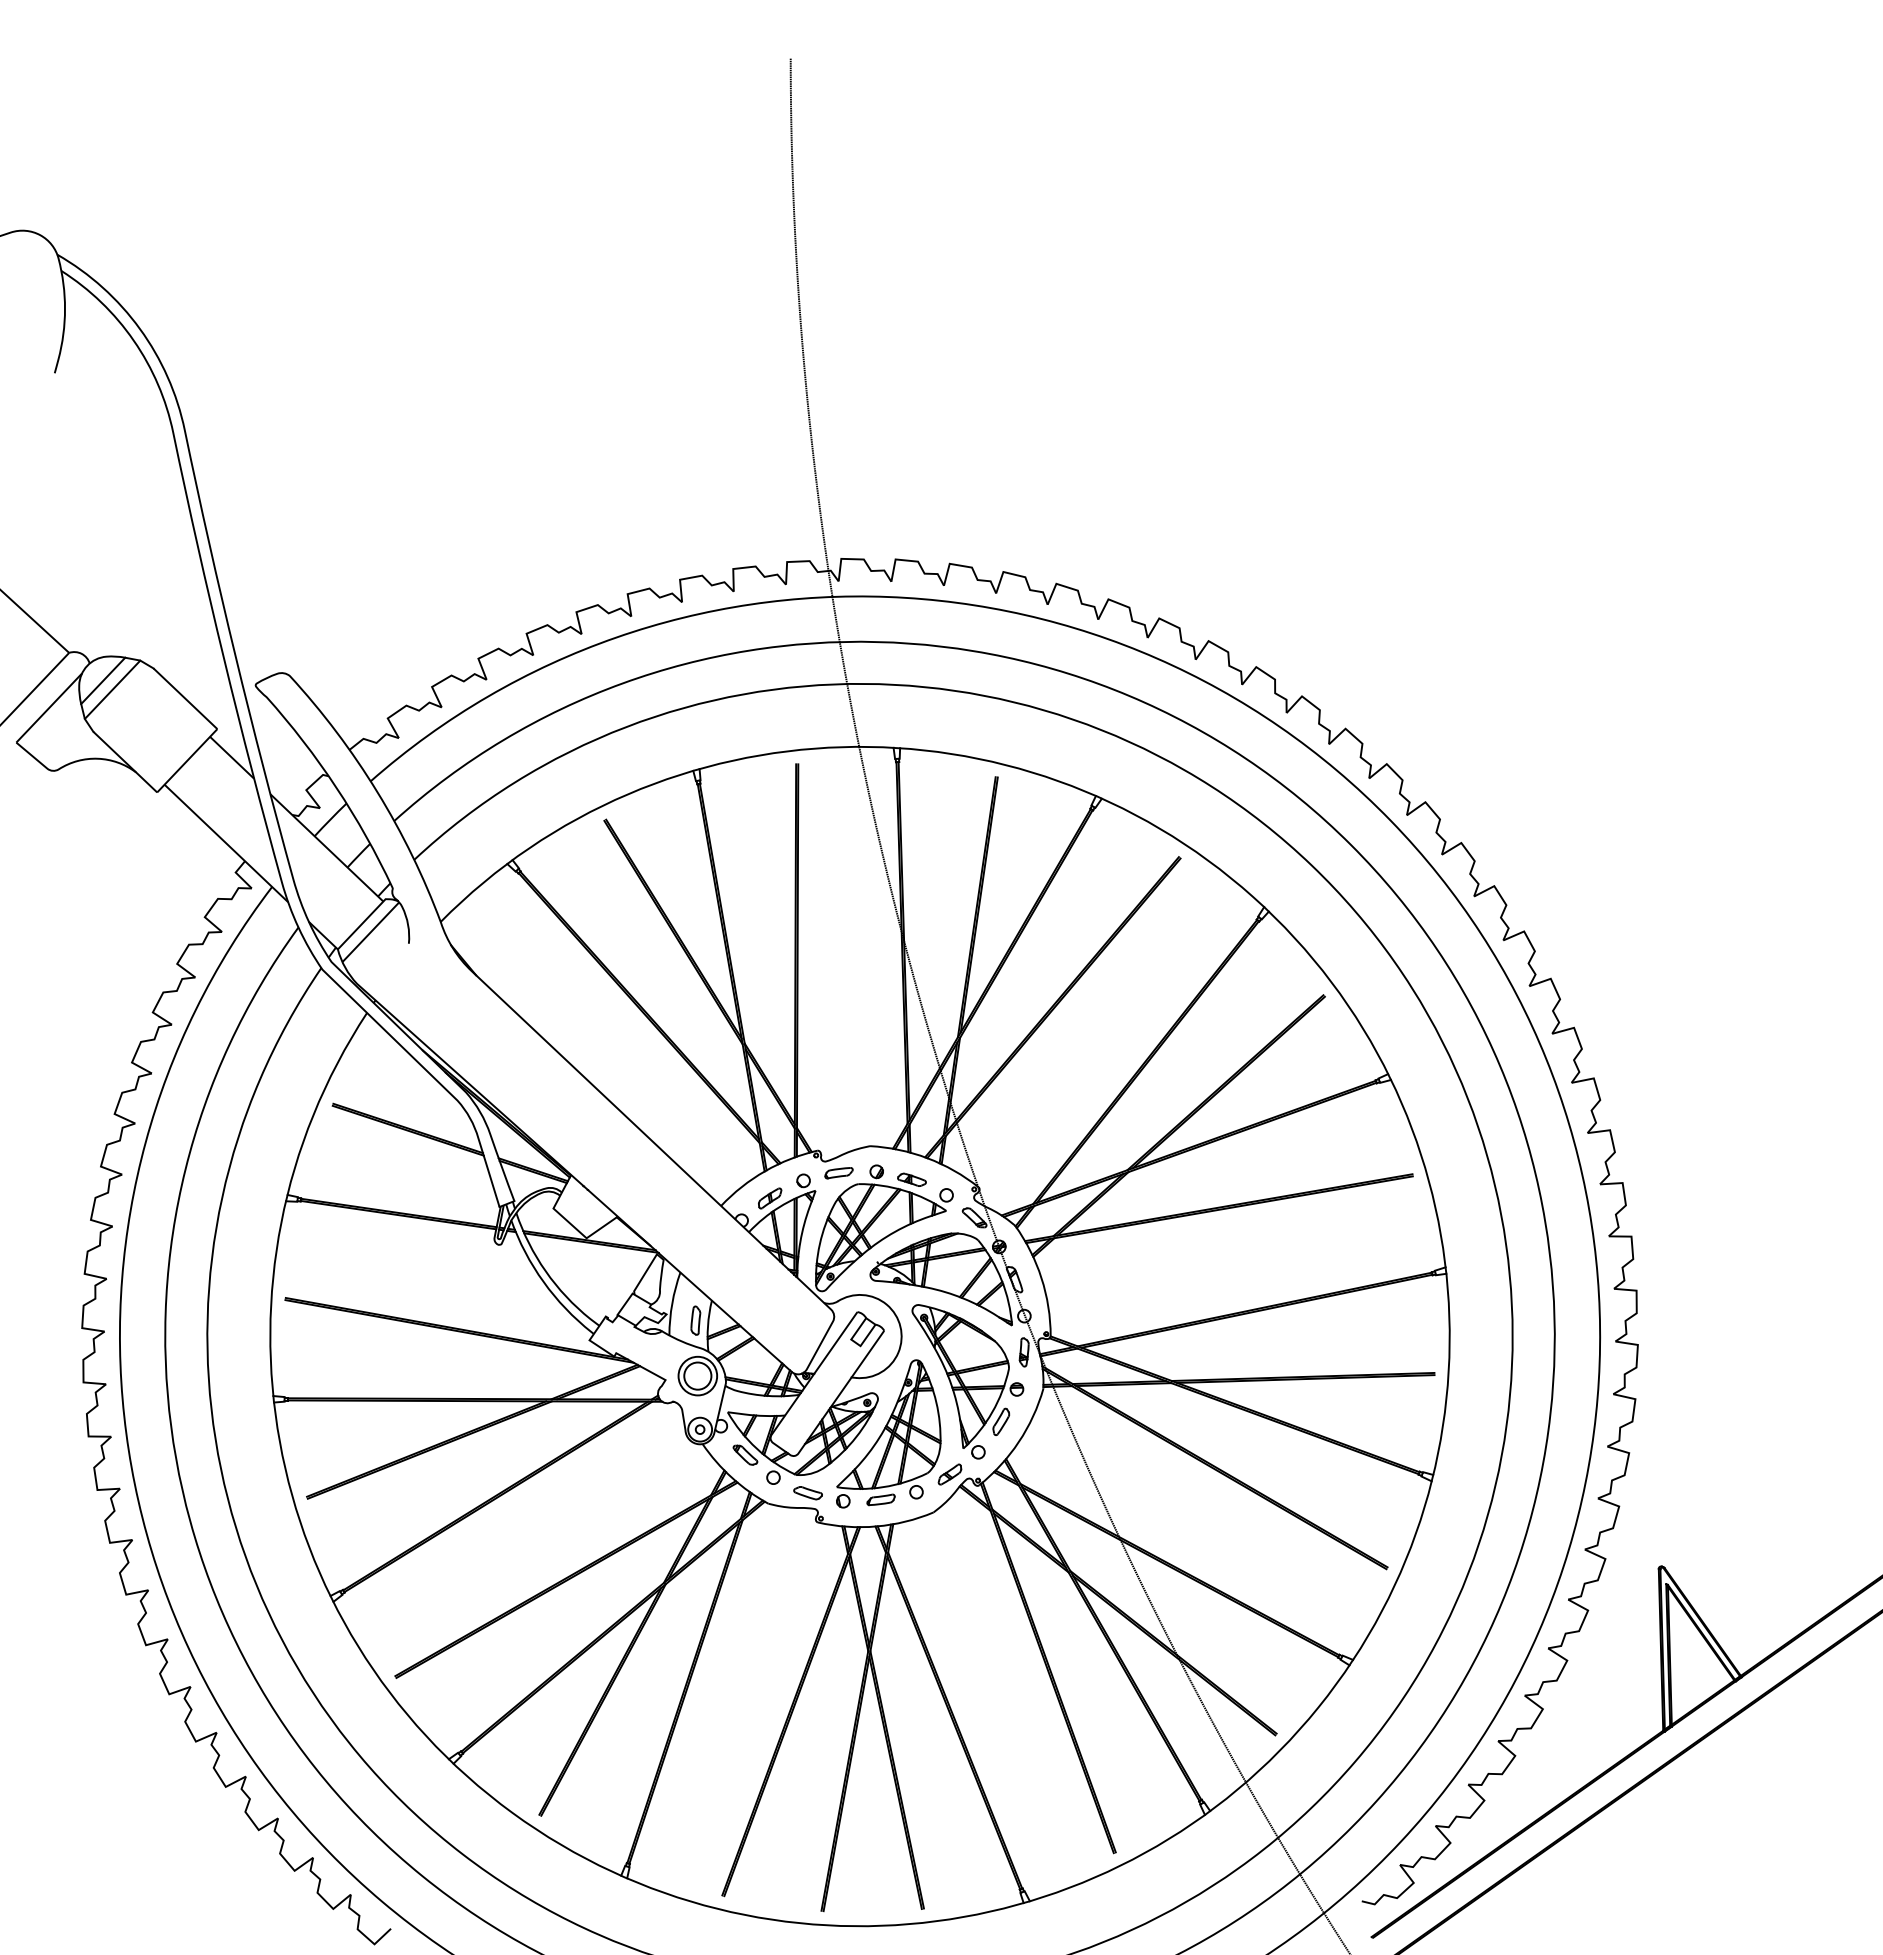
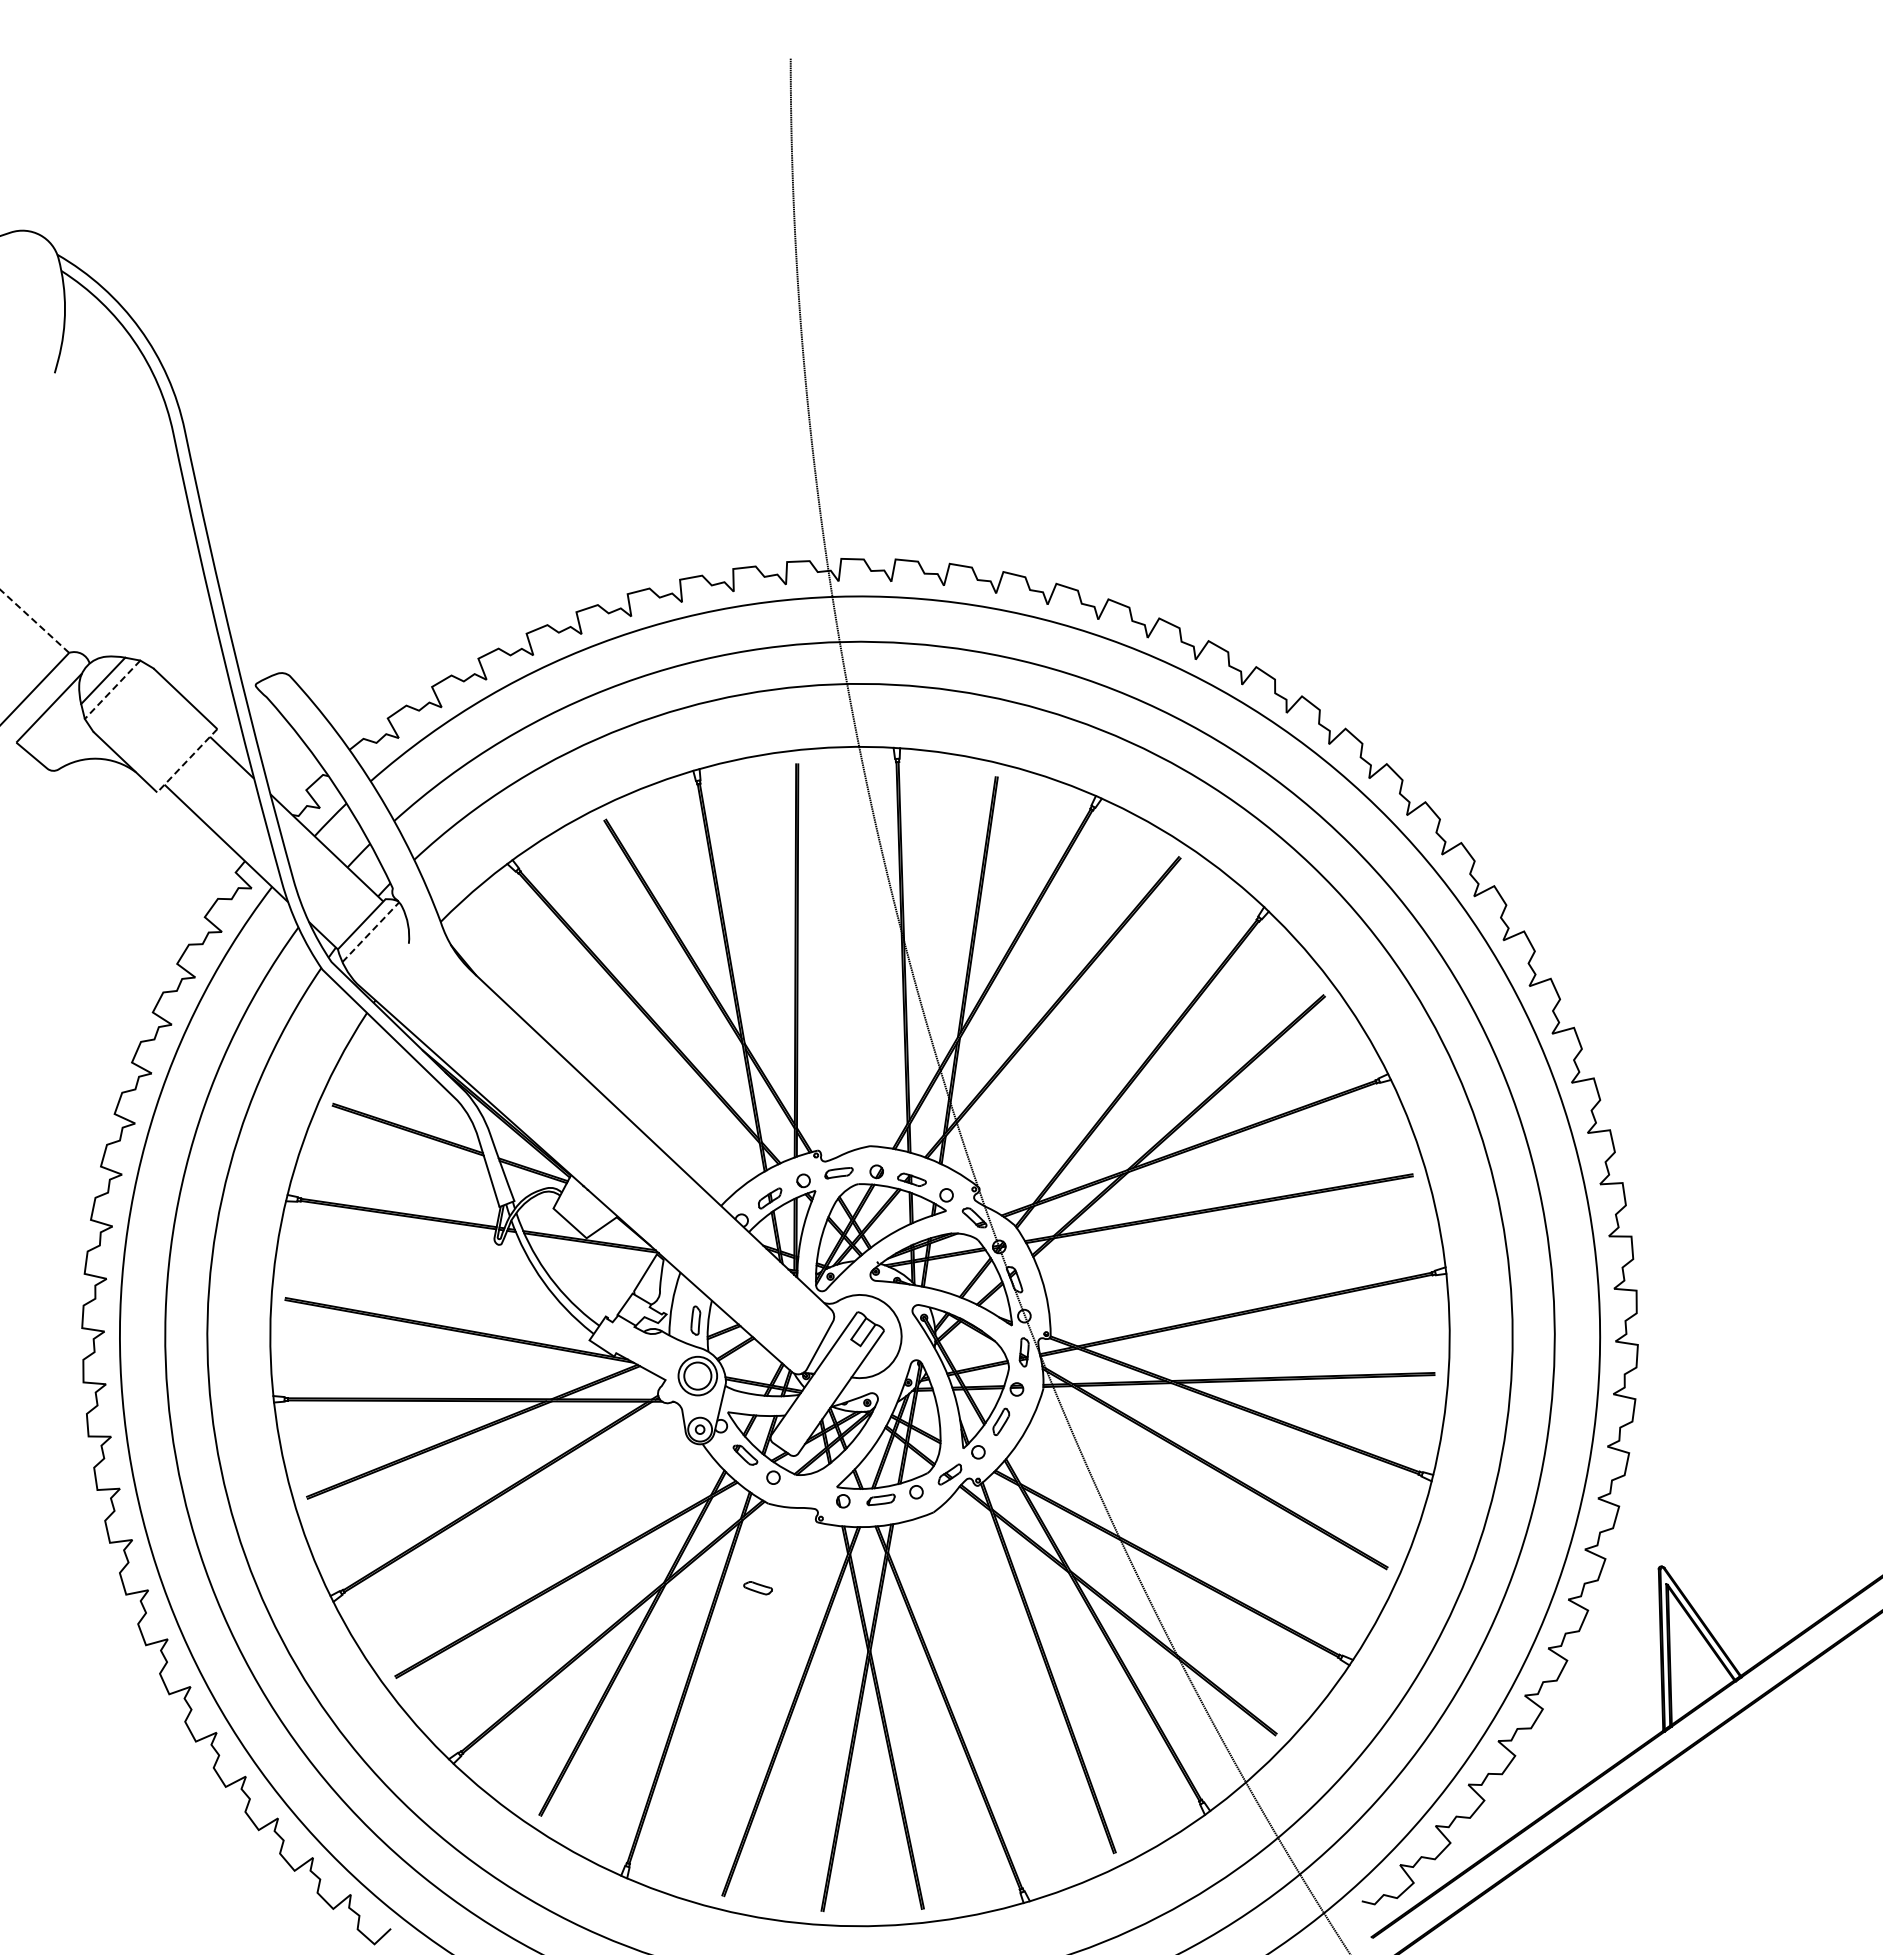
line: solid -> dashed (34, 621)
line: solid -> dashed (112, 690)
line: solid -> dashed (187, 760)
line: solid -> dashed (371, 931)
part position: (807, 1493) -> (757, 1588) (757, 1588)
